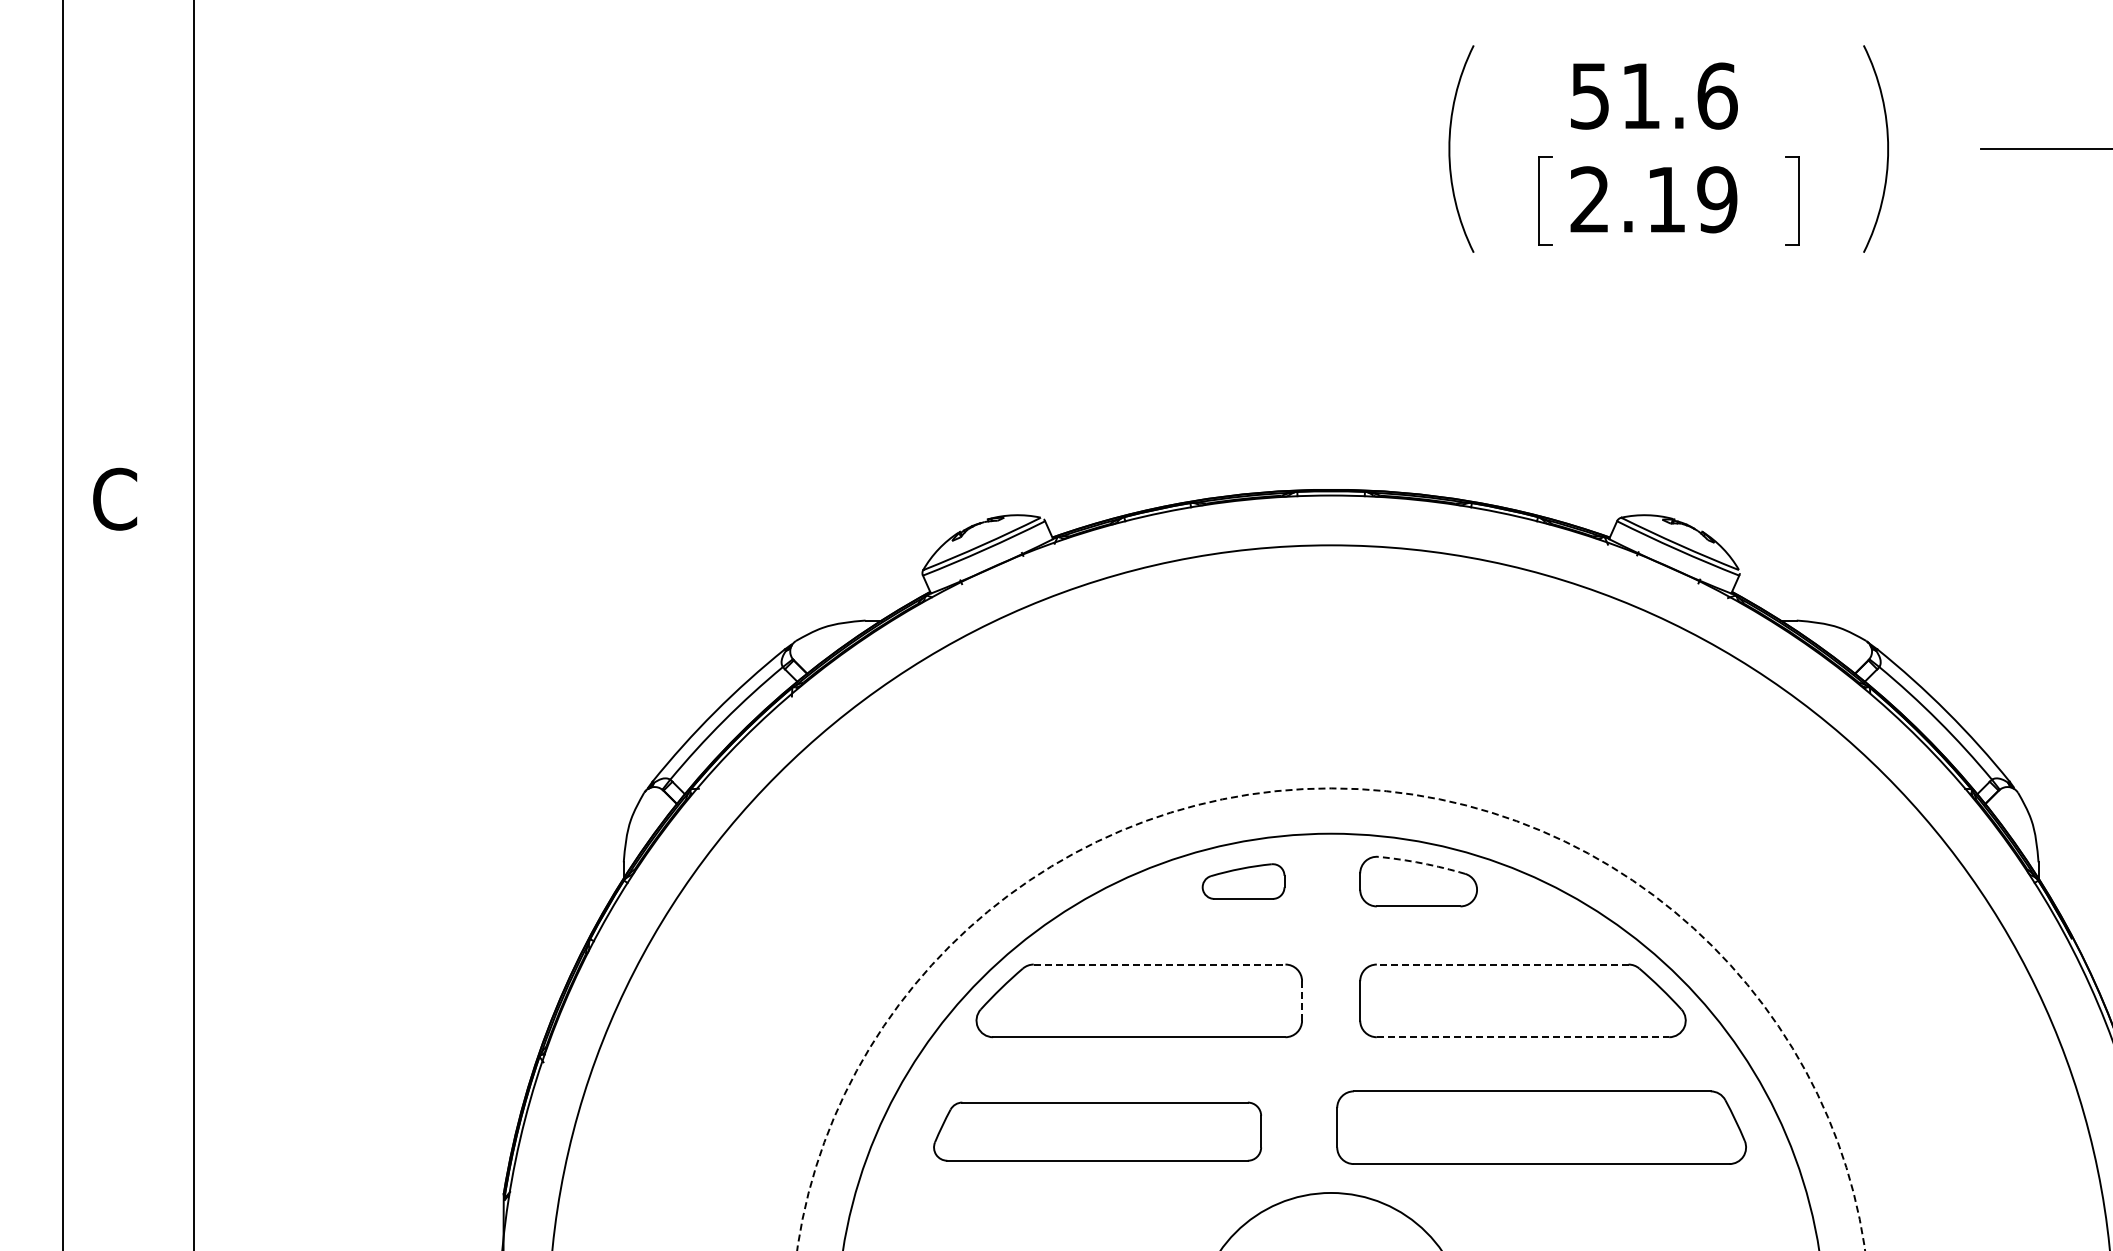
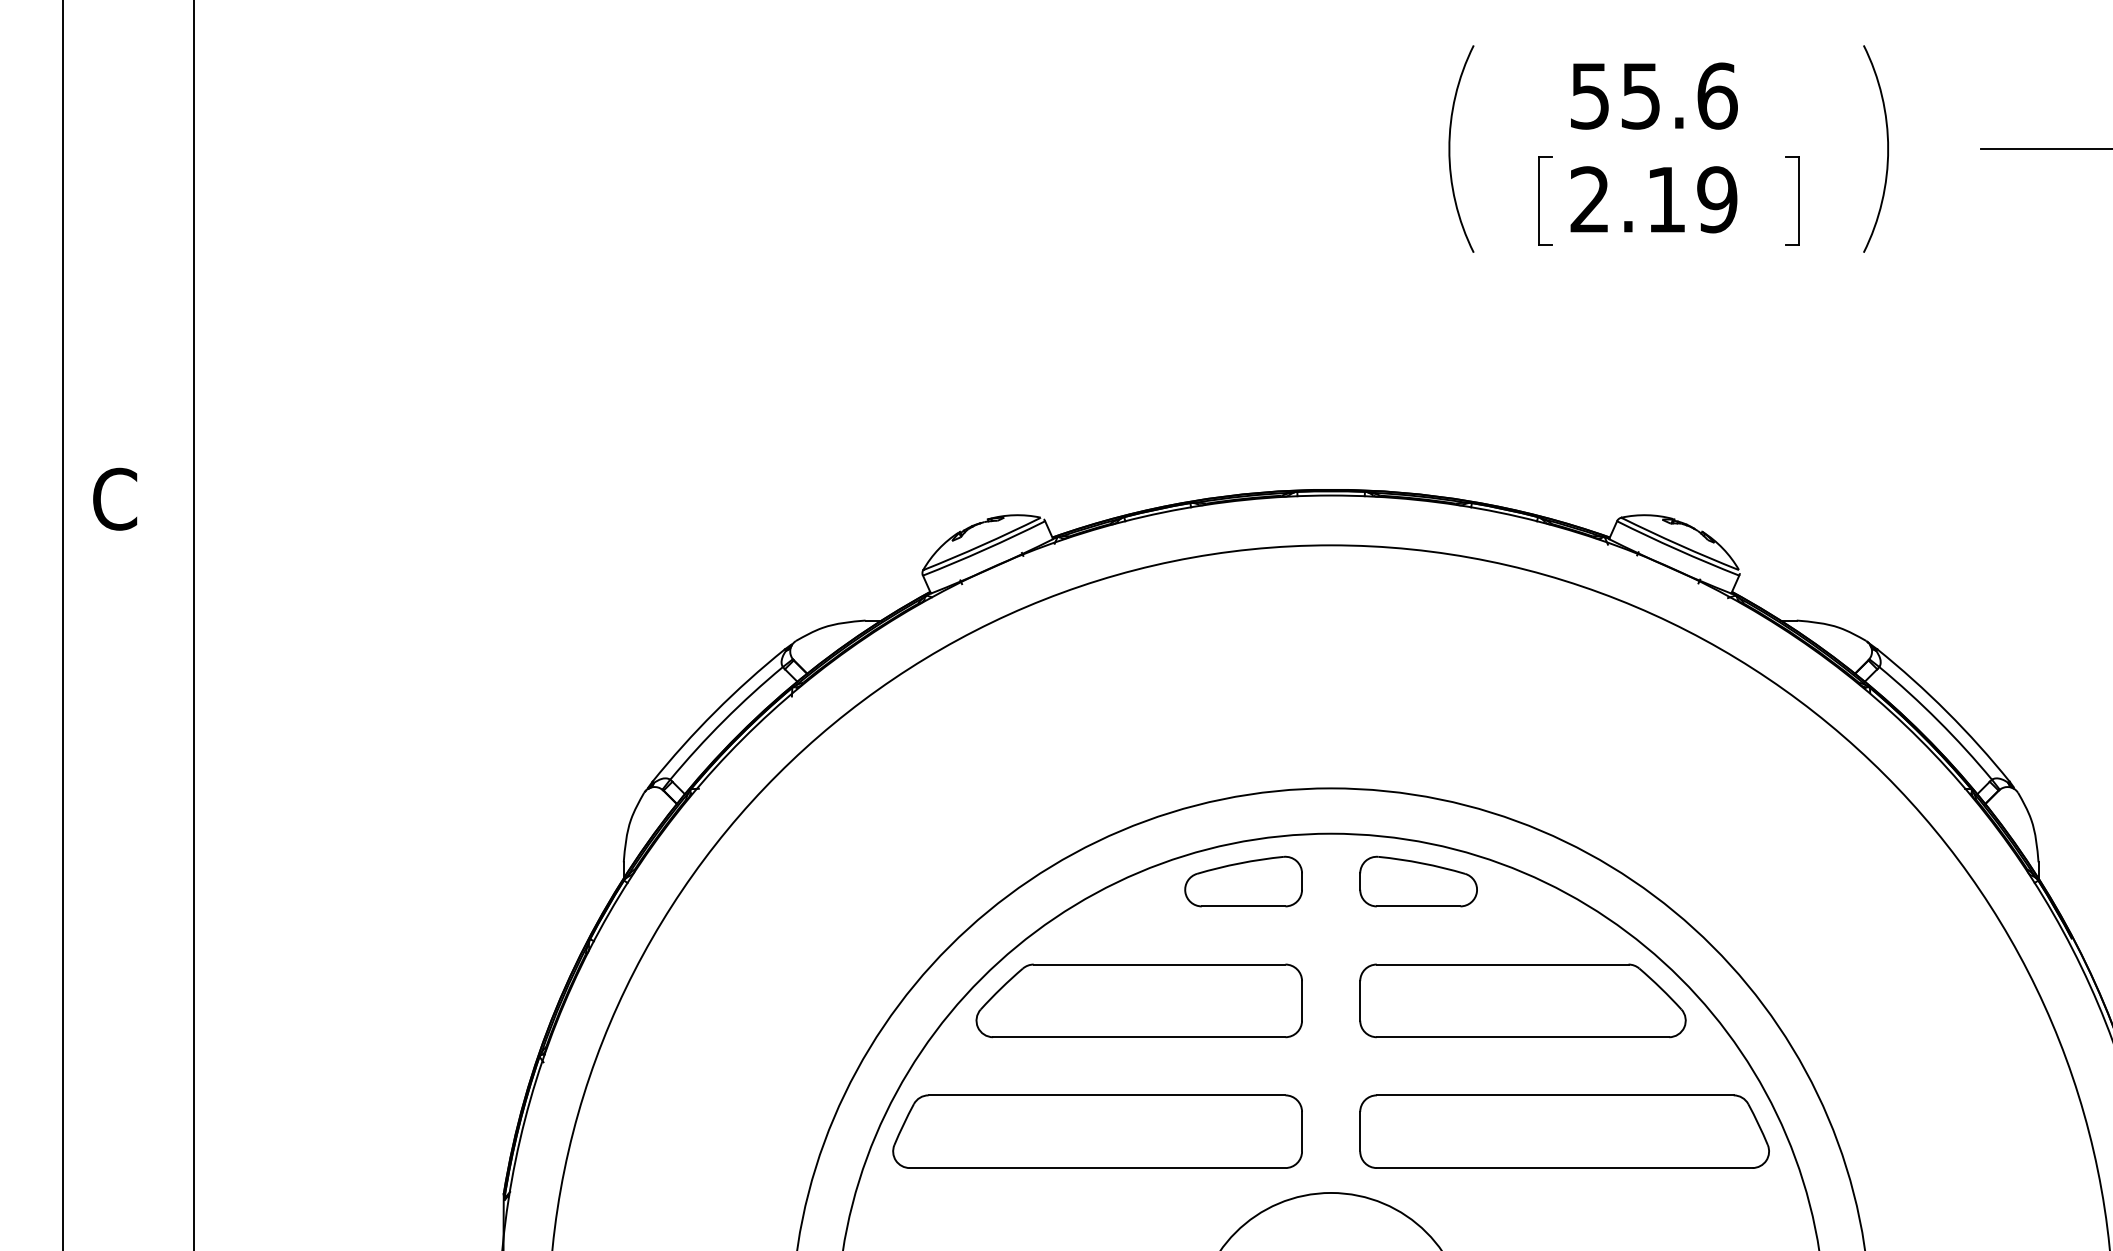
text: 51.6 -> 55.6 (1640, 96)
arc: dashed -> solid (1422, 863)
part size: 85x37 px -> 119x53 px (1243, 881)
line: dashed -> solid (1159, 964)
line: dashed -> solid (1502, 964)
line: dashed -> solid (1302, 1000)
circle: dashed -> solid (1331, 1019)
line: dashed -> solid (1523, 1037)
part position: (1541, 1127) -> (1564, 1131) (1564, 1131)
part size: 329x61 px -> 411x75 px (1097, 1131)
